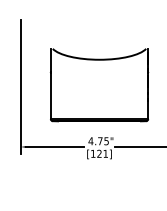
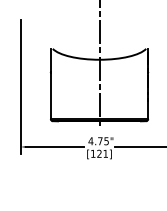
line: none -> present (99, 63)
